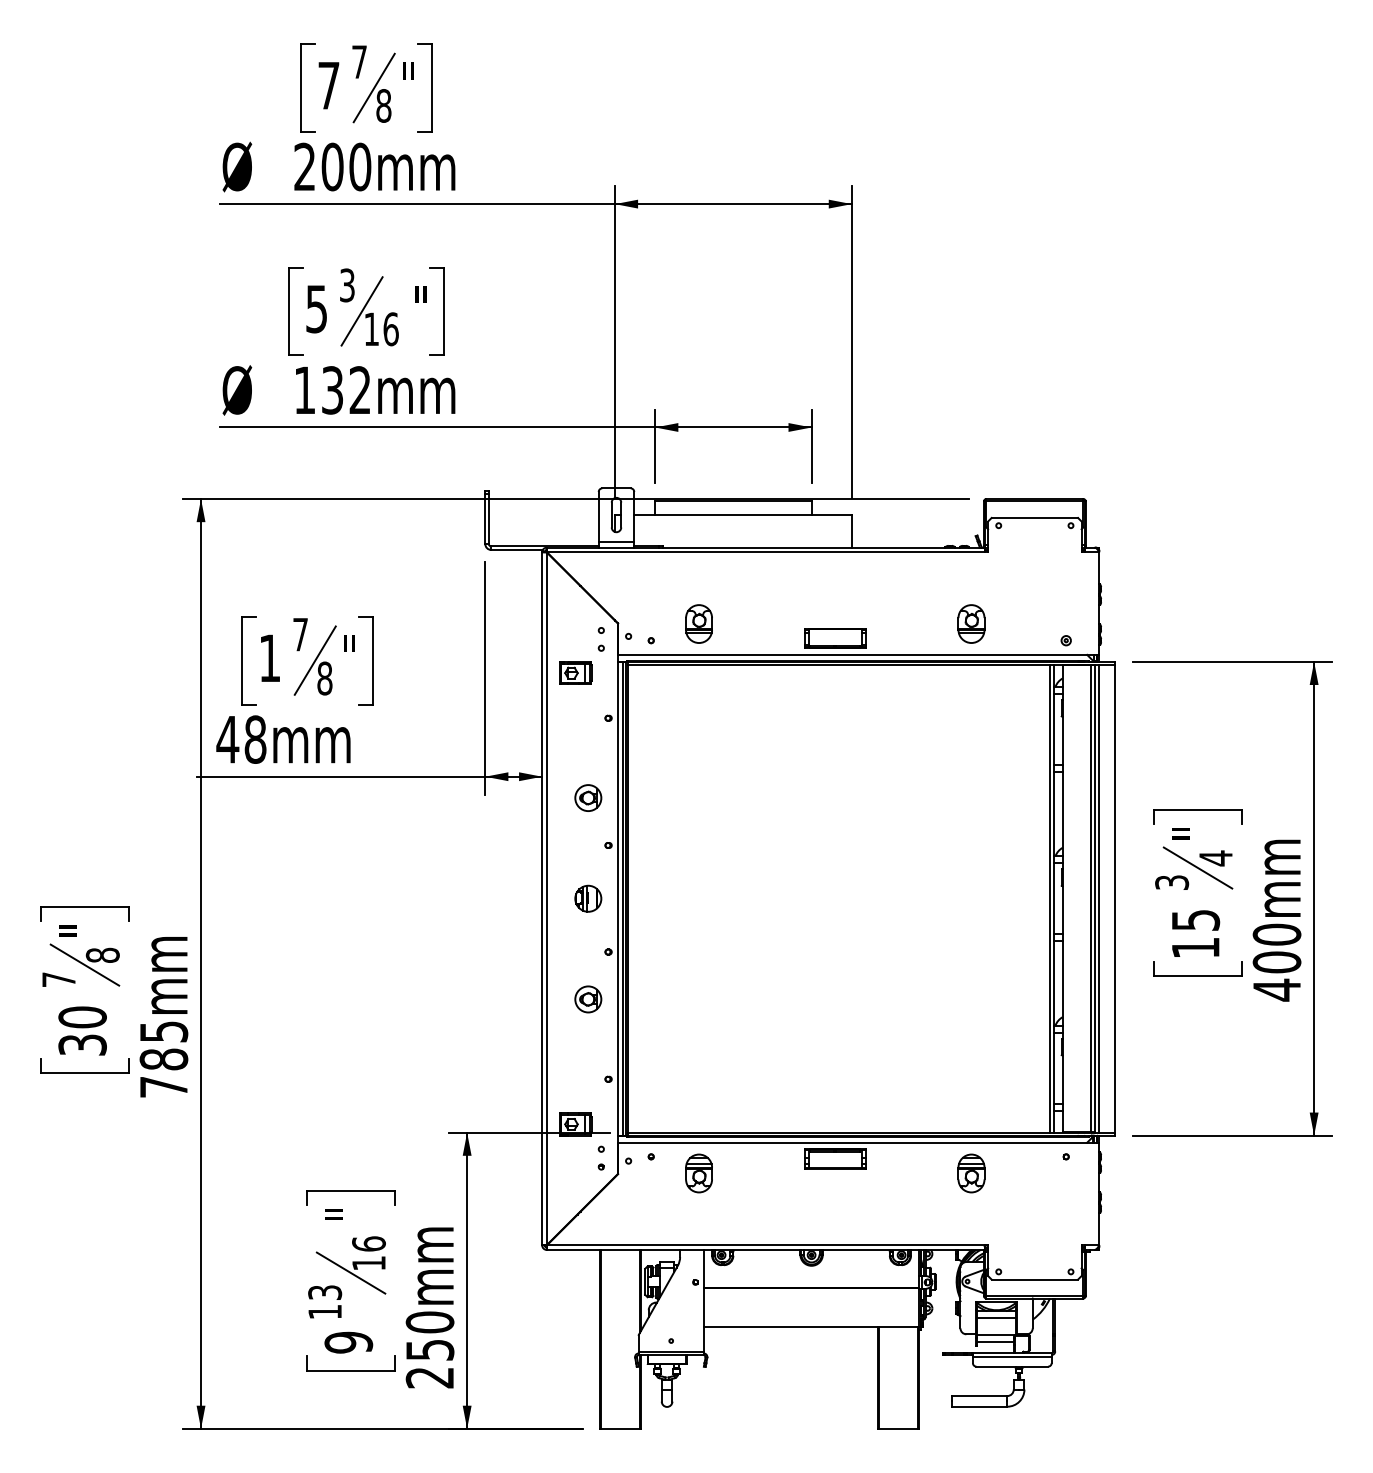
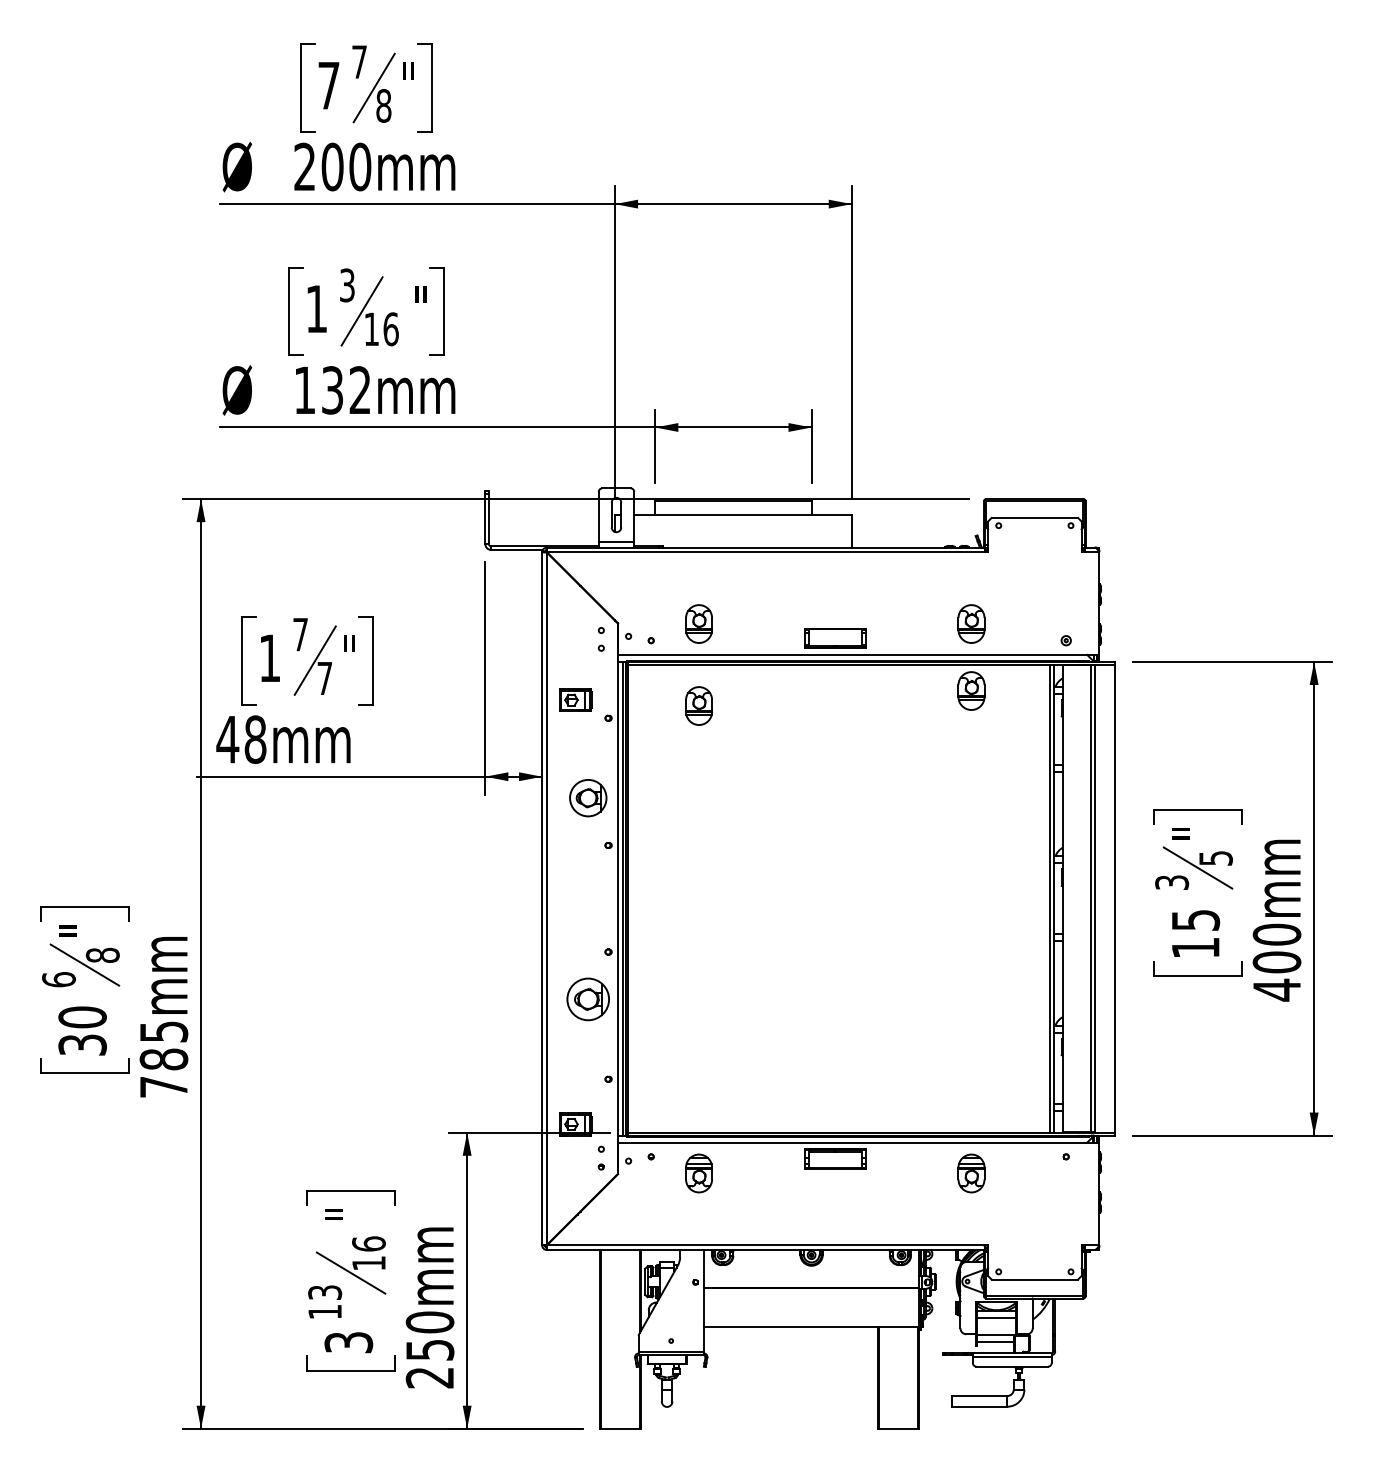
text: 5 -> 1 (316, 309)
part position: (575, 672) -> (575, 699) (575, 699)
text: 8 -> 7 (324, 678)
part: none -> present (971, 690)
part: none -> present (698, 705)
part size: 29x28 px -> 39x39 px (588, 798)
text: 4 -> 5 (1215, 858)
part: present -> none (588, 898)
line: present -> none (1099, 898)
text: 7 -> 6 (58, 979)
part size: 29x29 px -> 44x45 px (587, 999)
text: 9 -> 3 (348, 1342)
